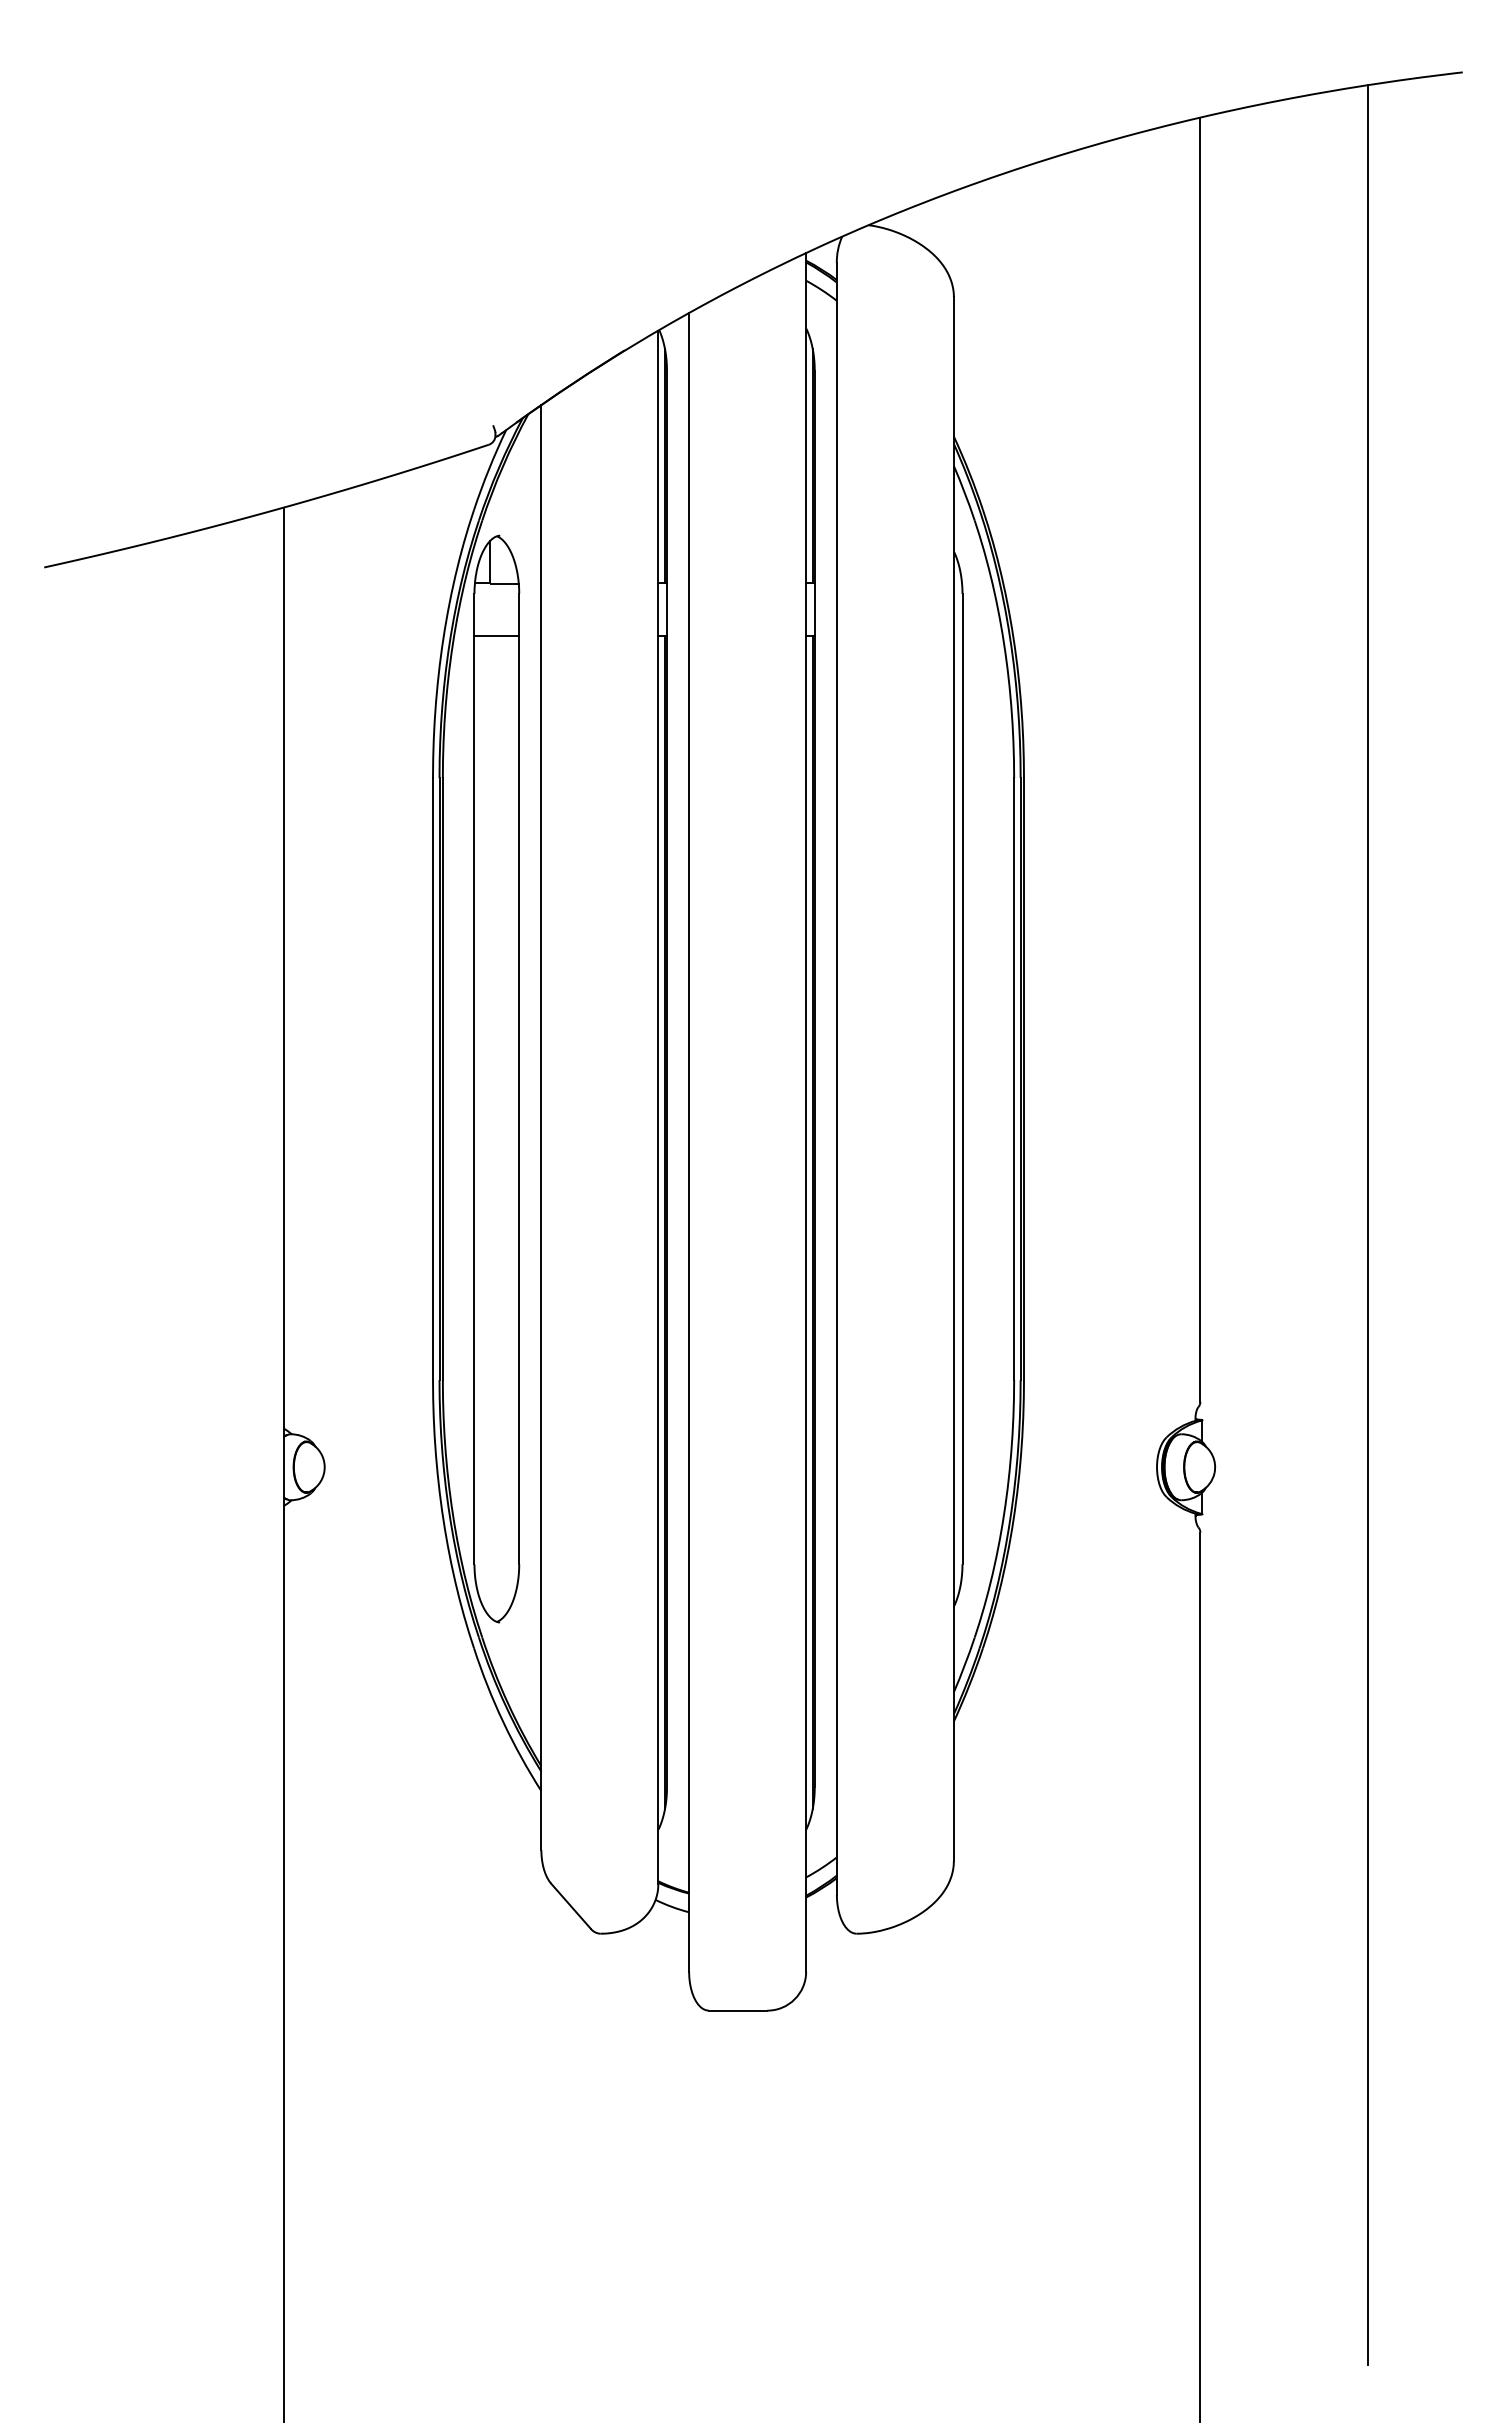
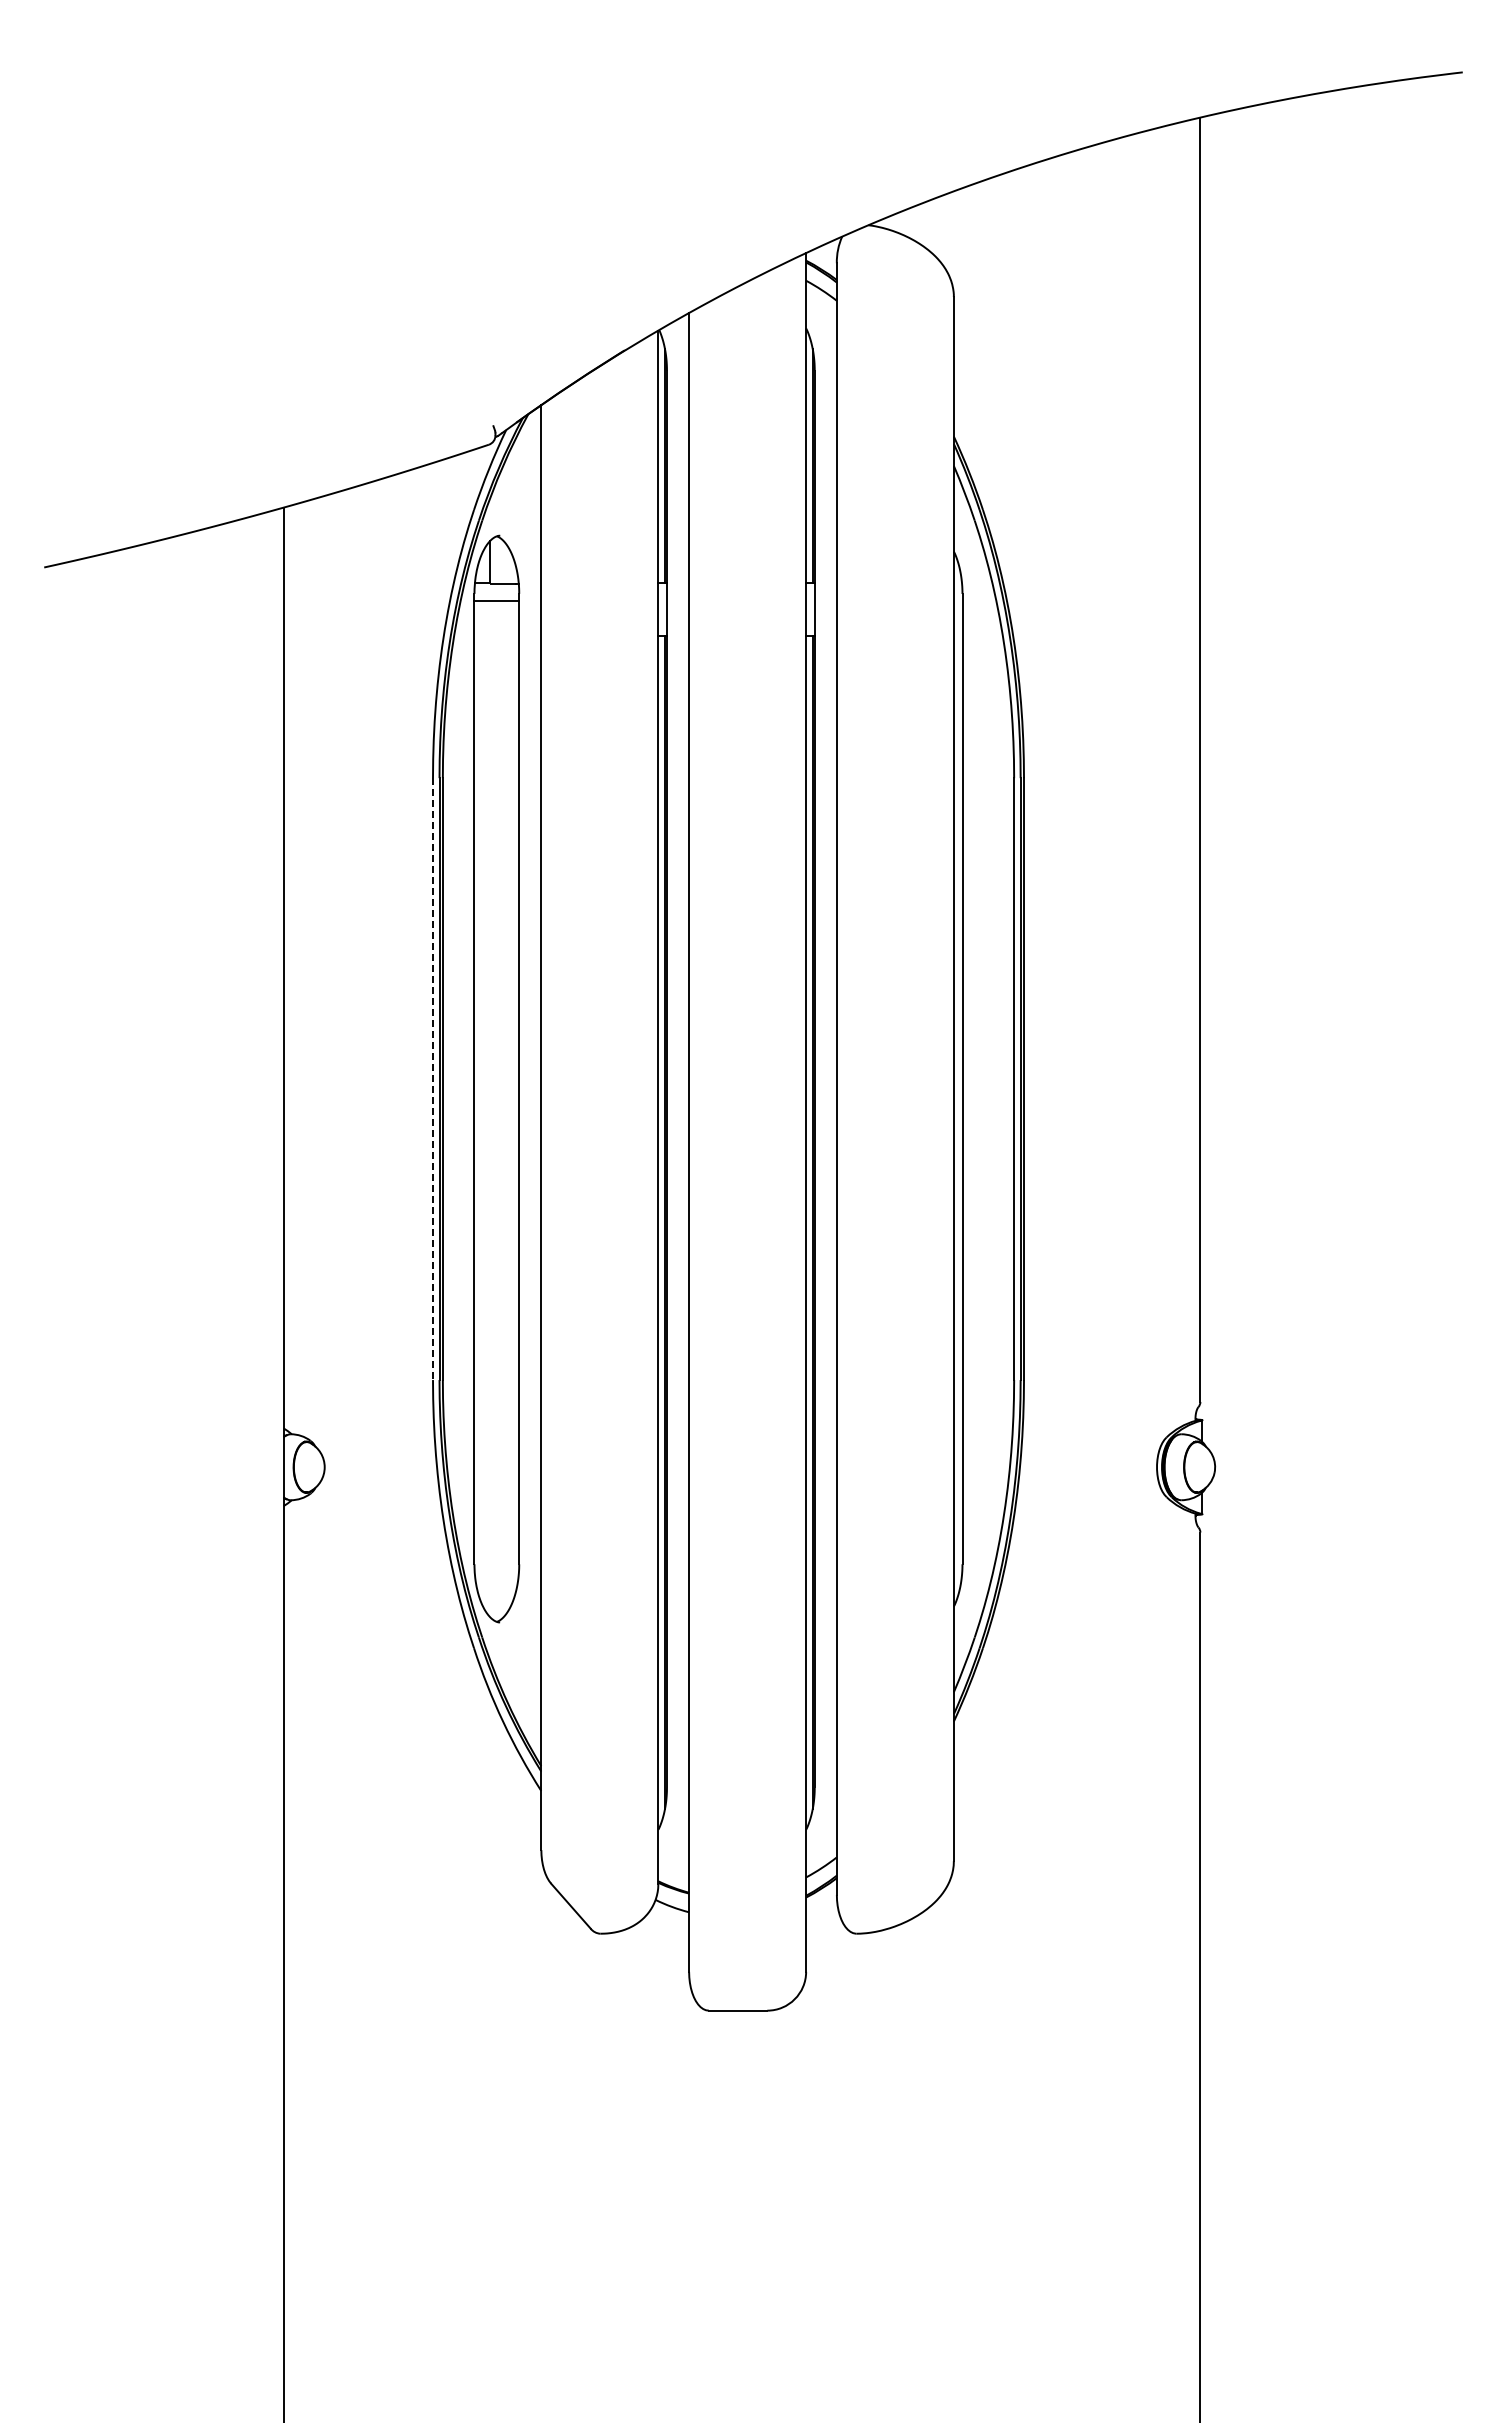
line position: (496, 635) -> (496, 600) (496, 600)
line: solid -> dashed (432, 1079)
line: present -> none (1367, 1224)
